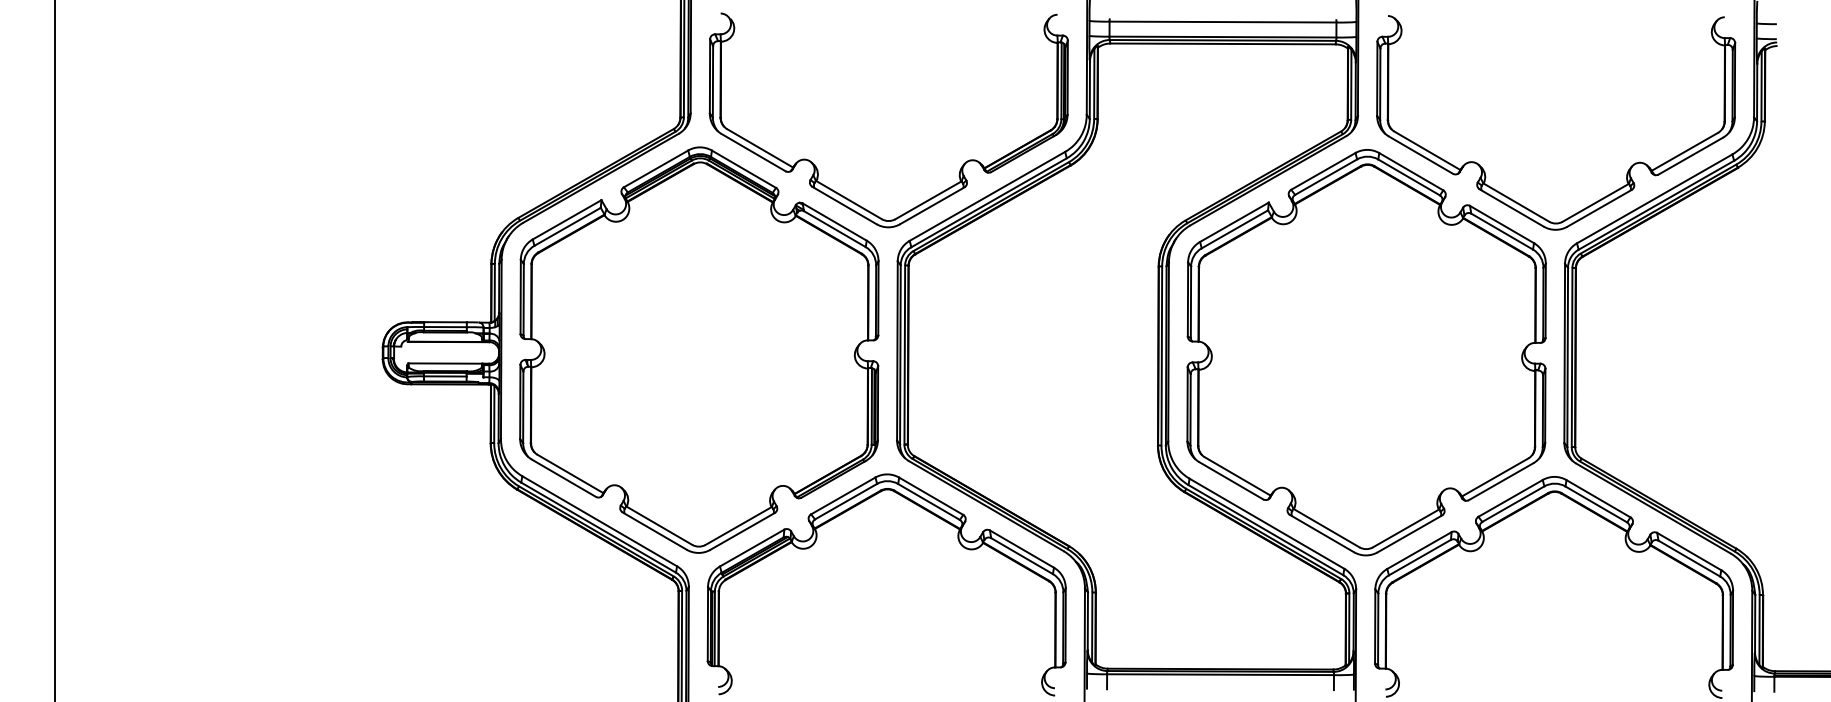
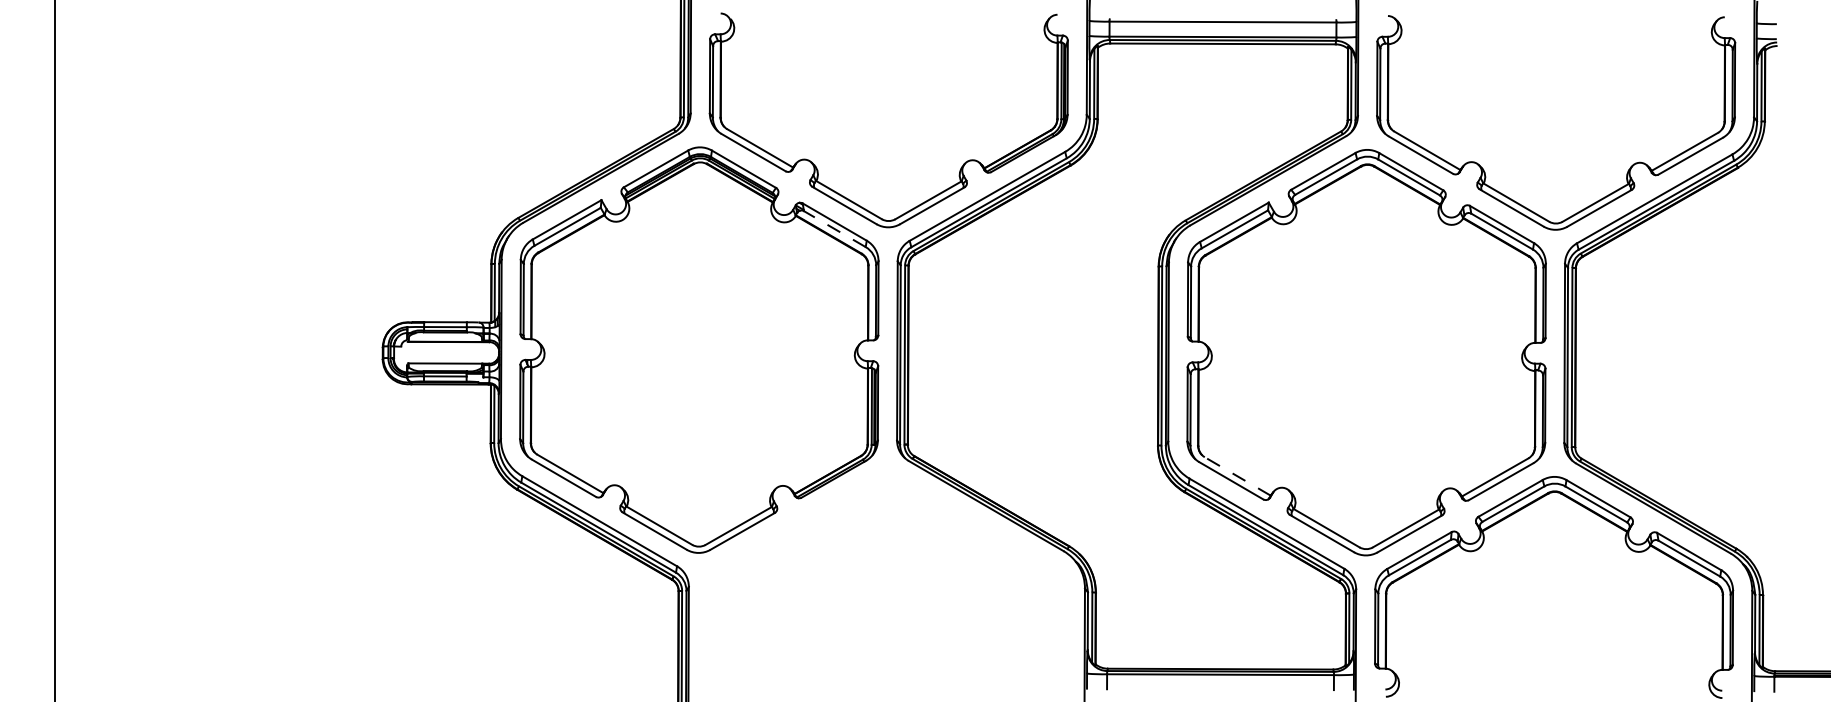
line: solid -> dashed (834, 229)
line: solid -> dashed (1237, 476)
part: present -> none (815, 543)
